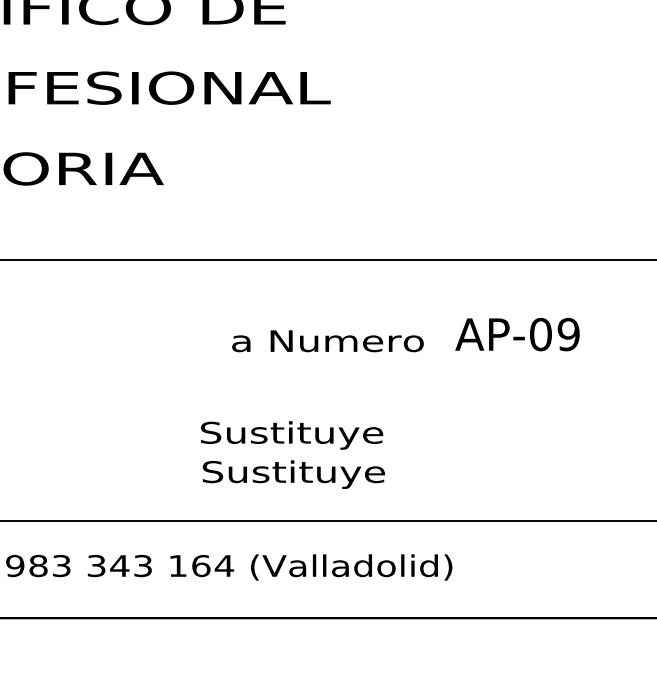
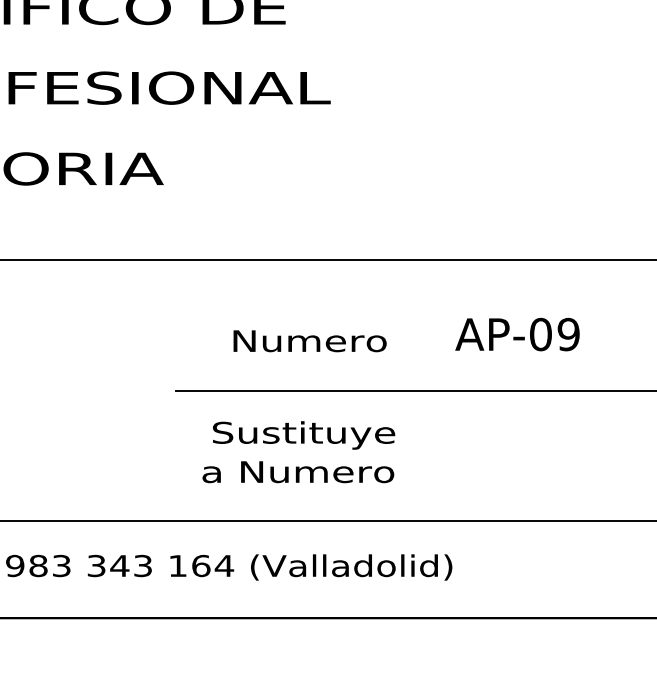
text: a Numero -> Numero (327, 341)
line: none -> present (414, 390)
text position: (292, 435) -> (304, 435) (304, 435)
text: Sustituye -> a Numero (298, 474)
